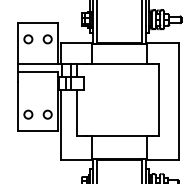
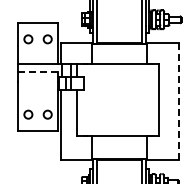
line: solid -> dashed (38, 72)
line: solid -> dashed (178, 101)
